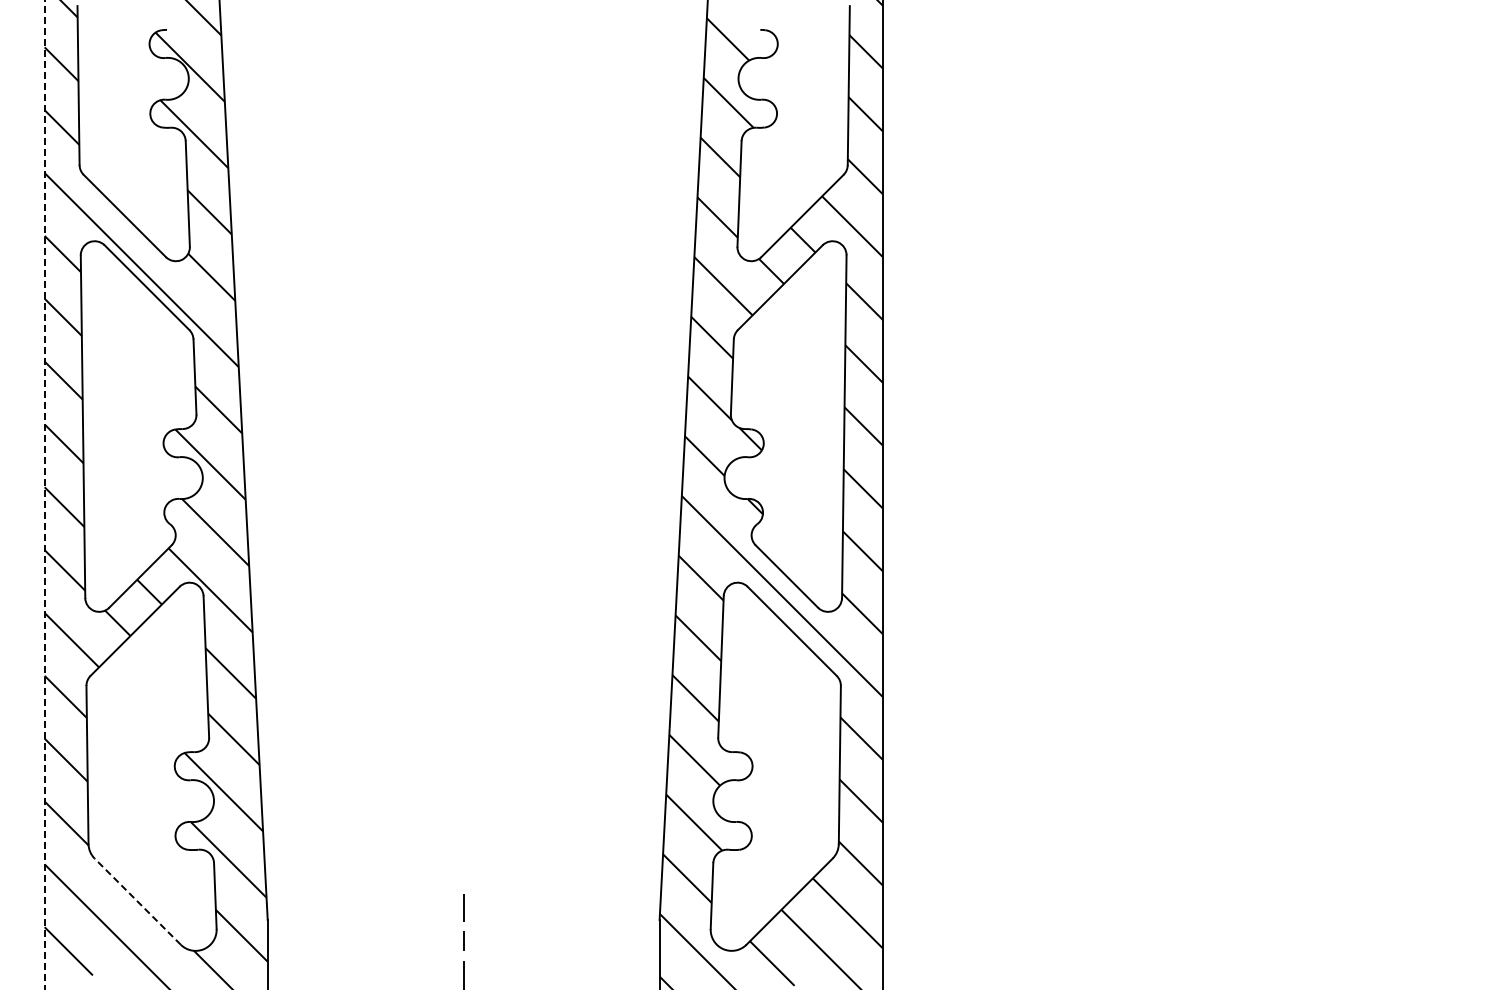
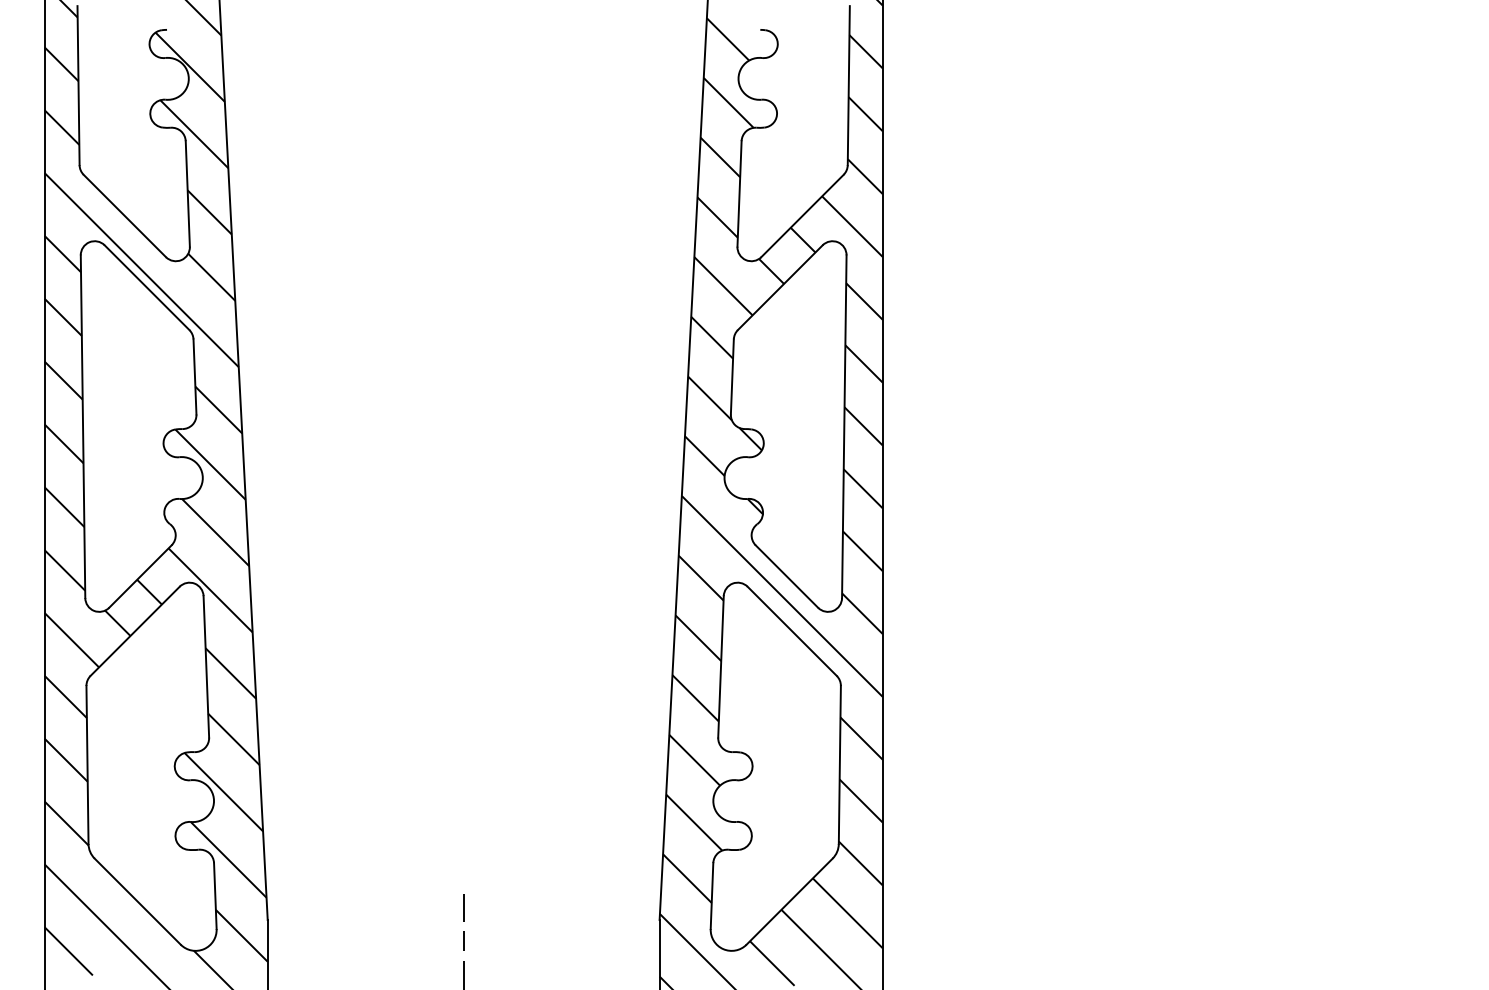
line: dashed -> solid (44, 495)
line: dashed -> solid (137, 901)
